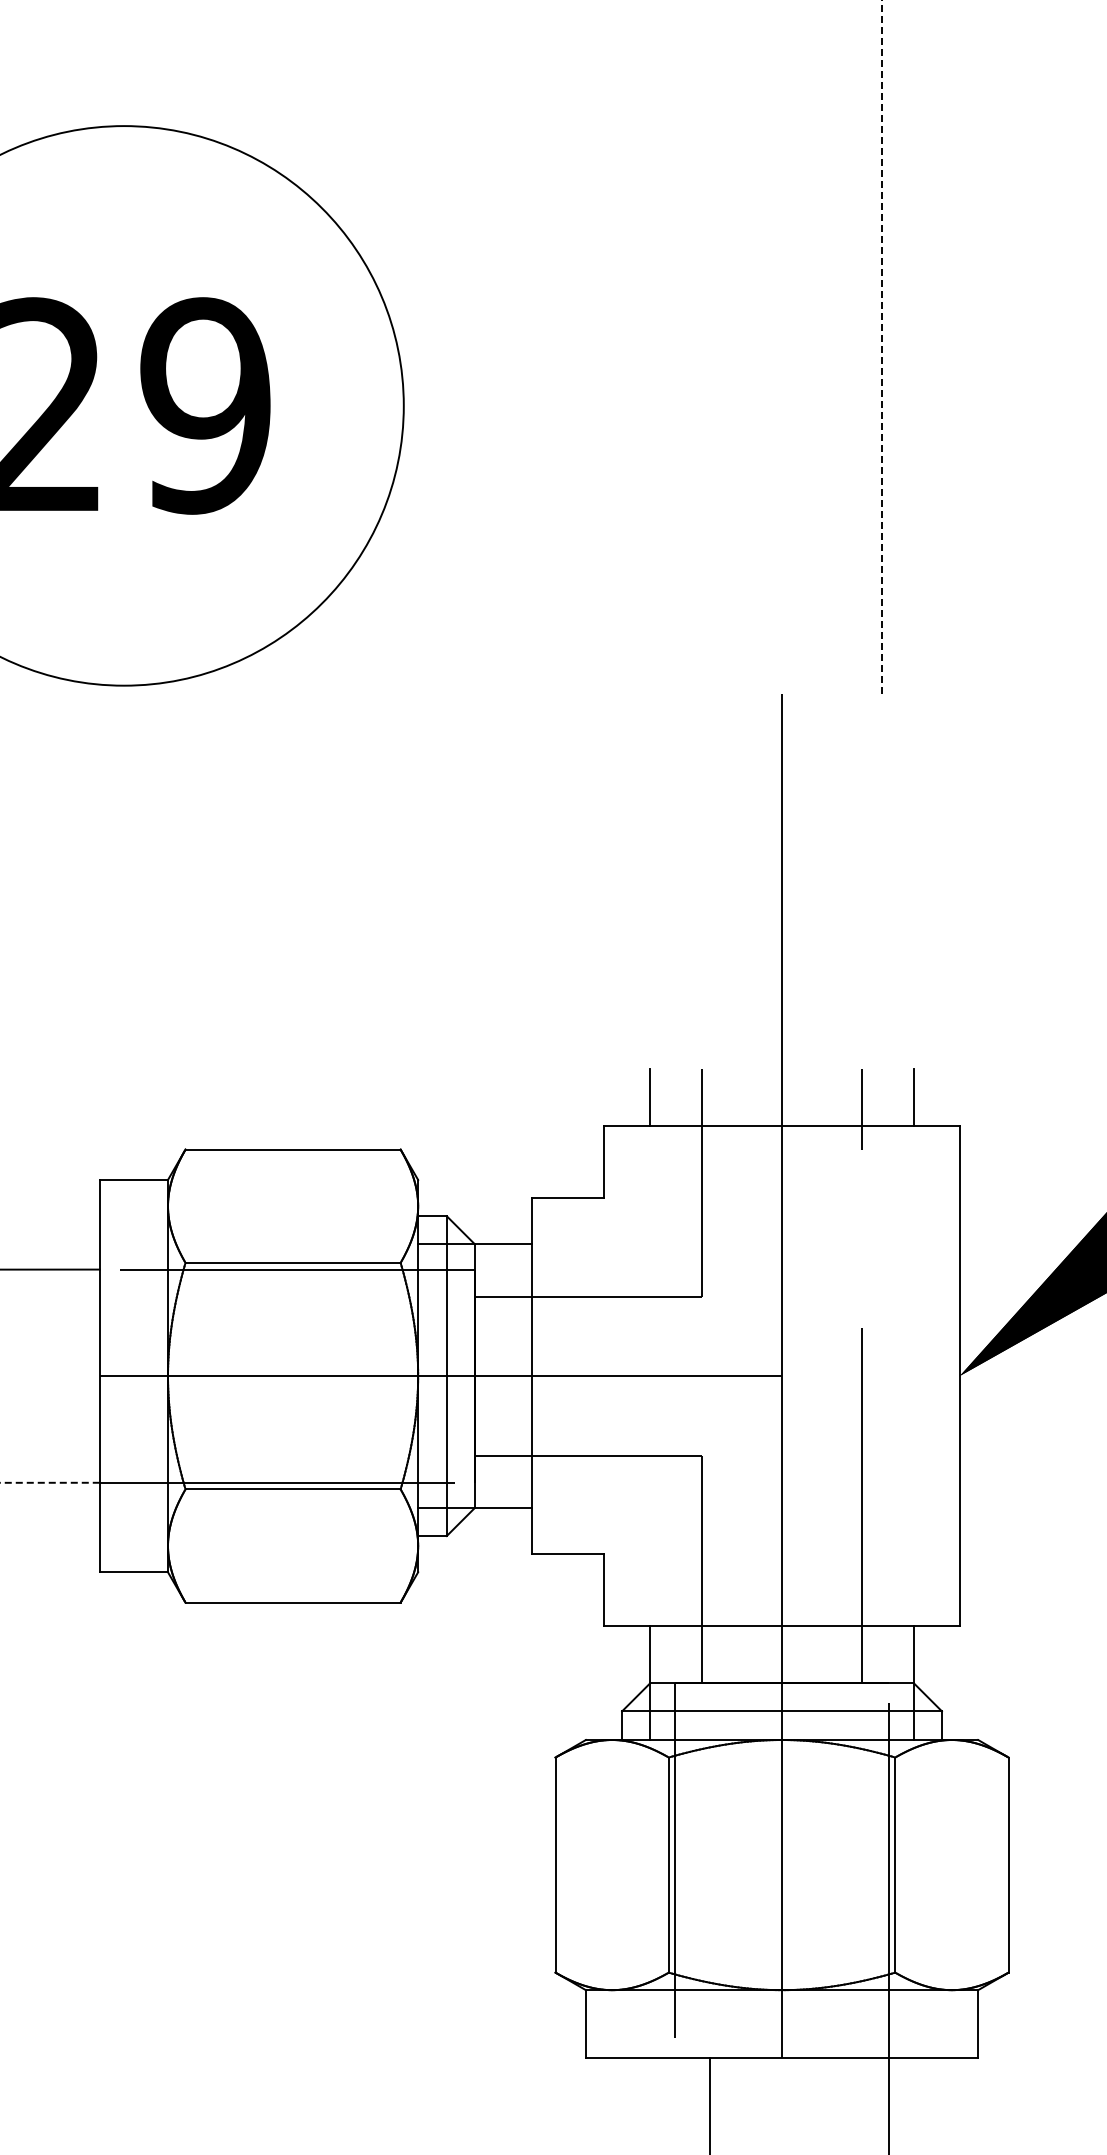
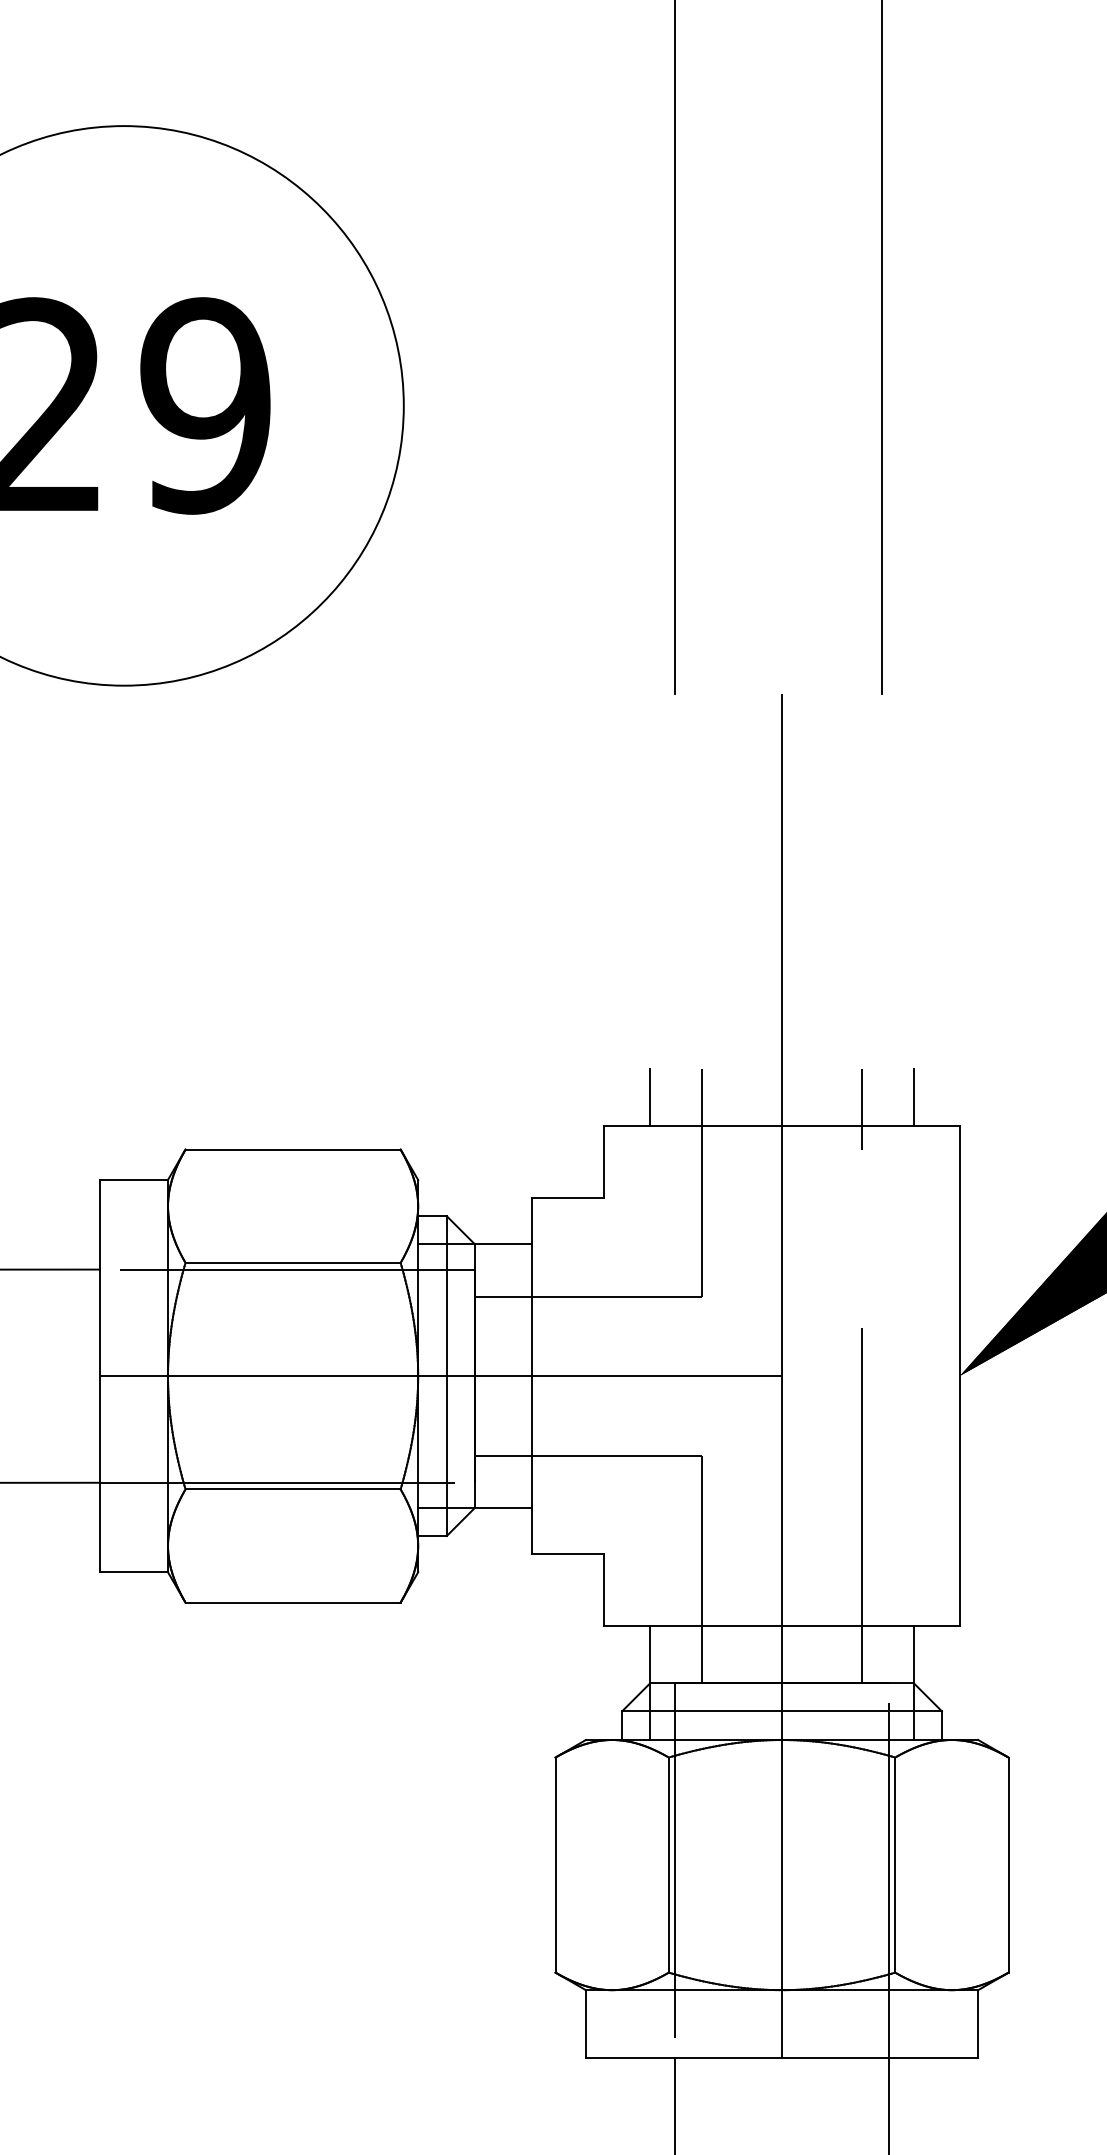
line: none -> present (675, 347)
line: dashed -> solid (882, 347)
line: dashed -> solid (49, 1482)
line position: (710, 2104) -> (675, 2104) (675, 2104)
